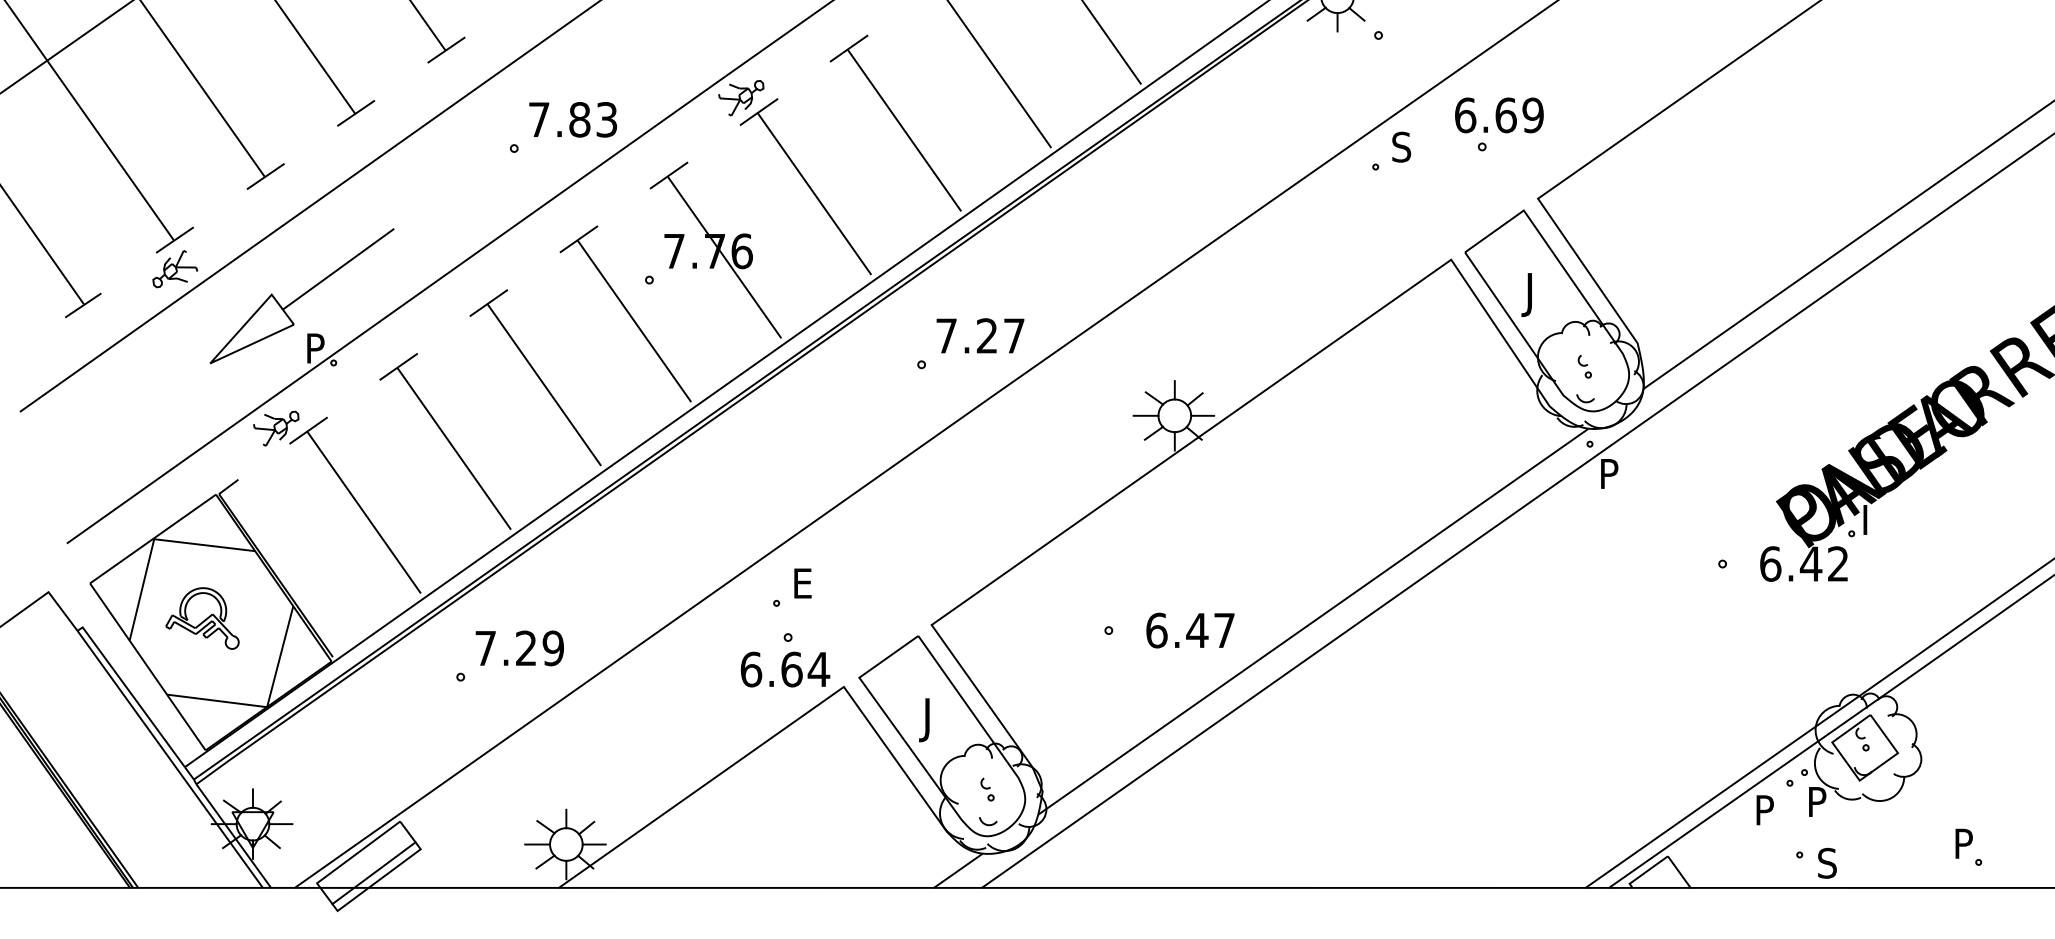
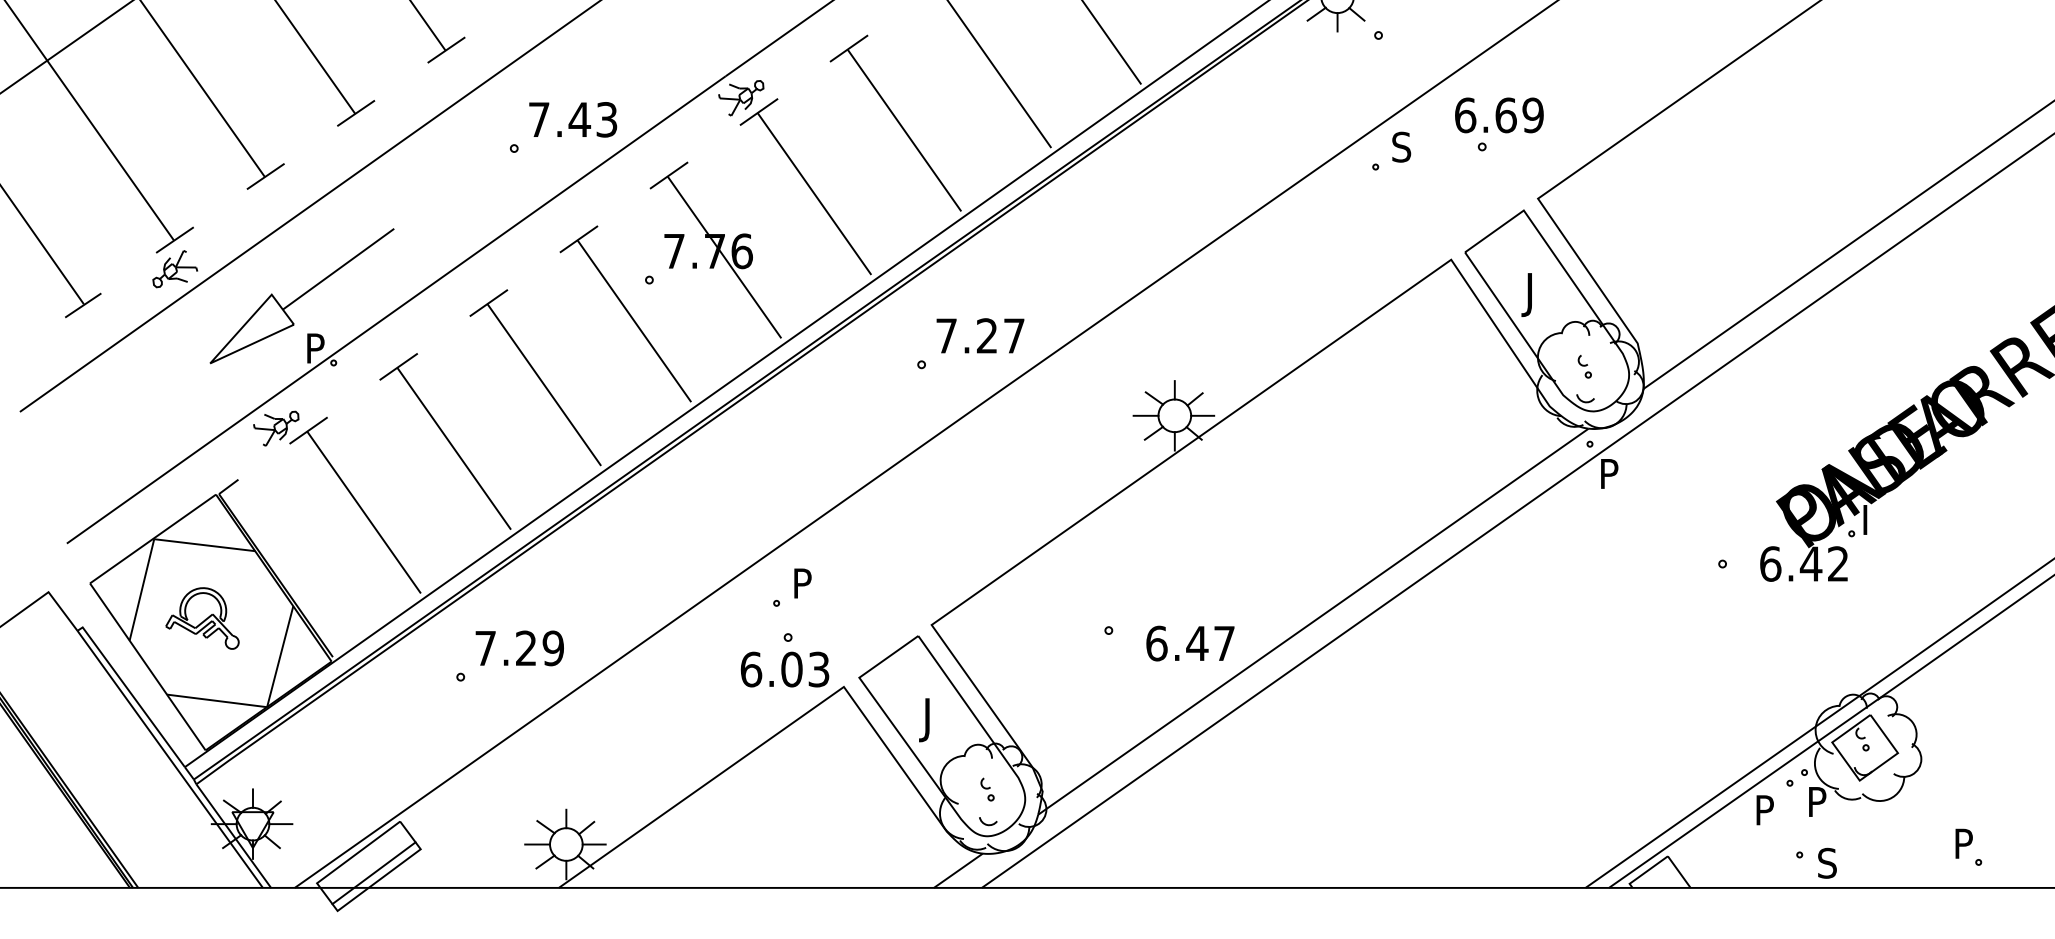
text: 7.83 -> 7.43 (579, 119)
text: E -> P (804, 583)
text position: (1190, 630) -> (1190, 643) (1190, 643)
text: 6.64 -> 6.03 (805, 669)
